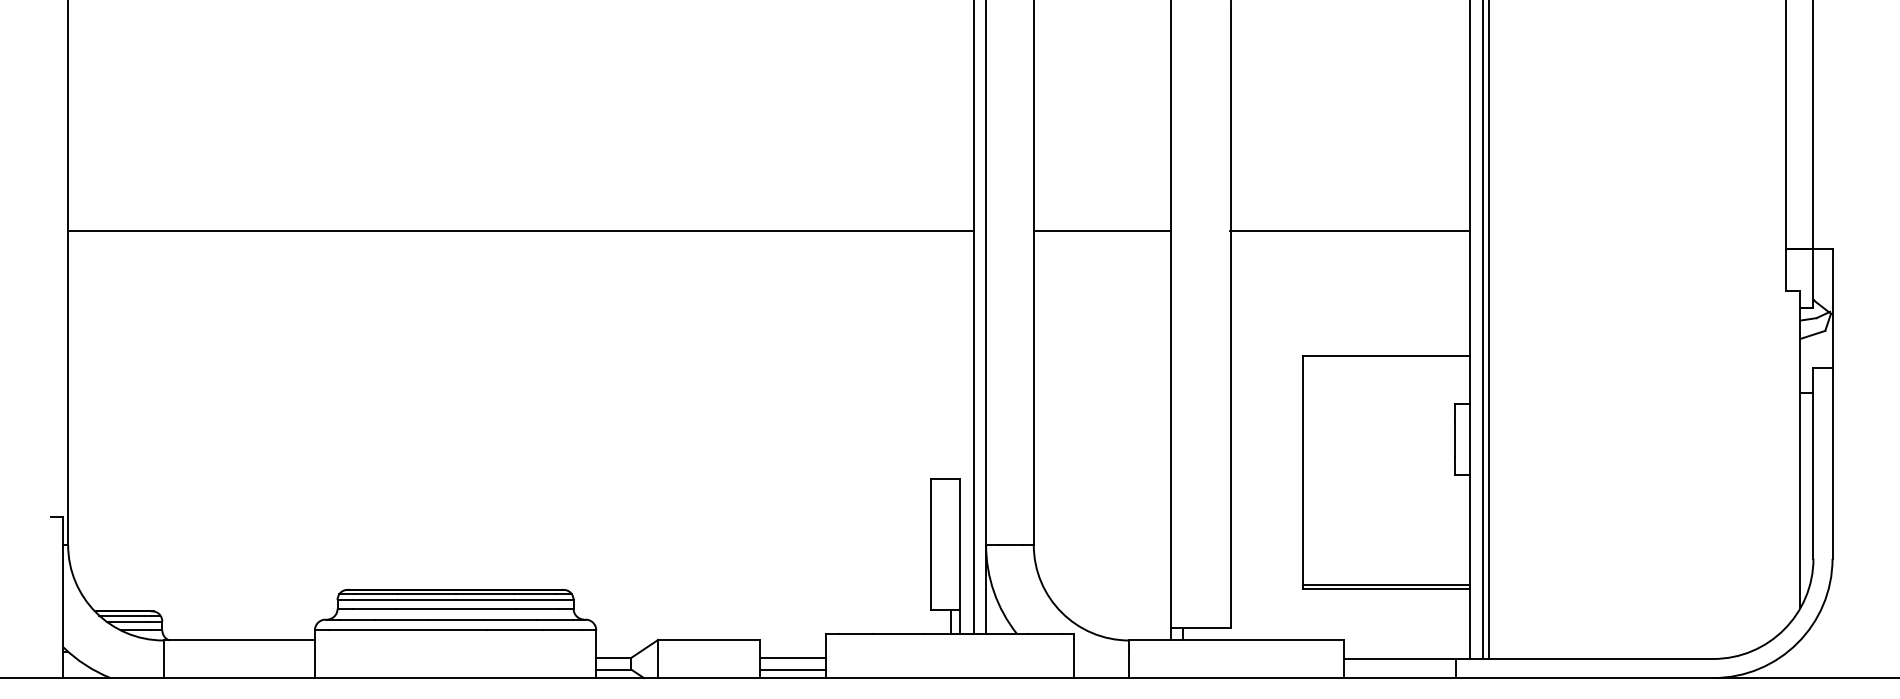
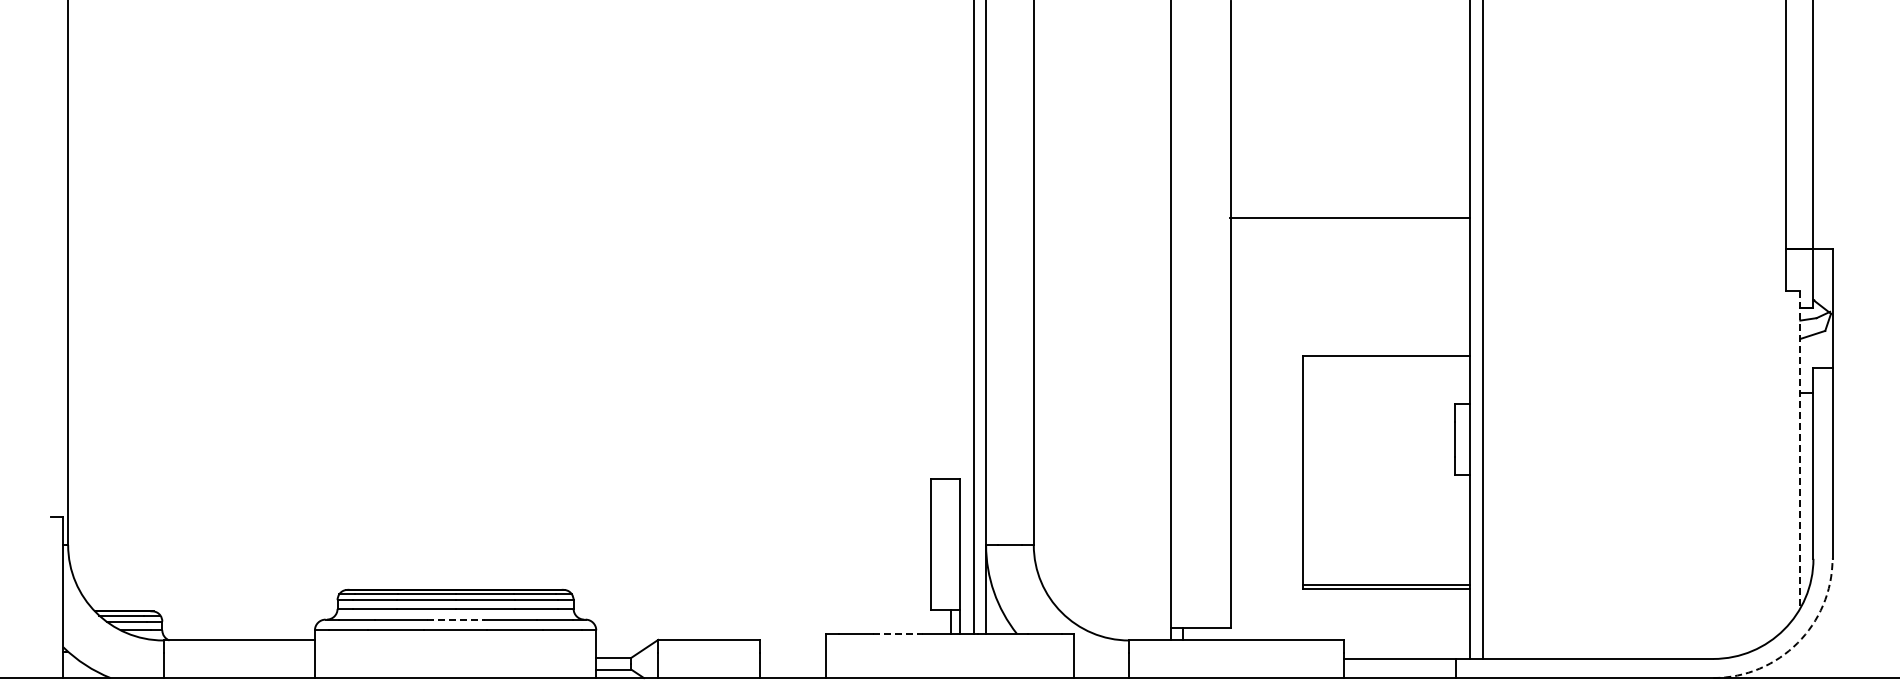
line: present -> none (521, 230)
line: present -> none (1101, 230)
line position: (1350, 230) -> (1350, 217) (1350, 217)
line: present -> none (1489, 330)
line: solid -> dashed (1800, 449)
line: solid -> dashed (455, 619)
line: solid -> dashed (897, 633)
arc: solid -> dashed (1797, 643)
line: present -> none (792, 657)
line: present -> none (792, 669)
